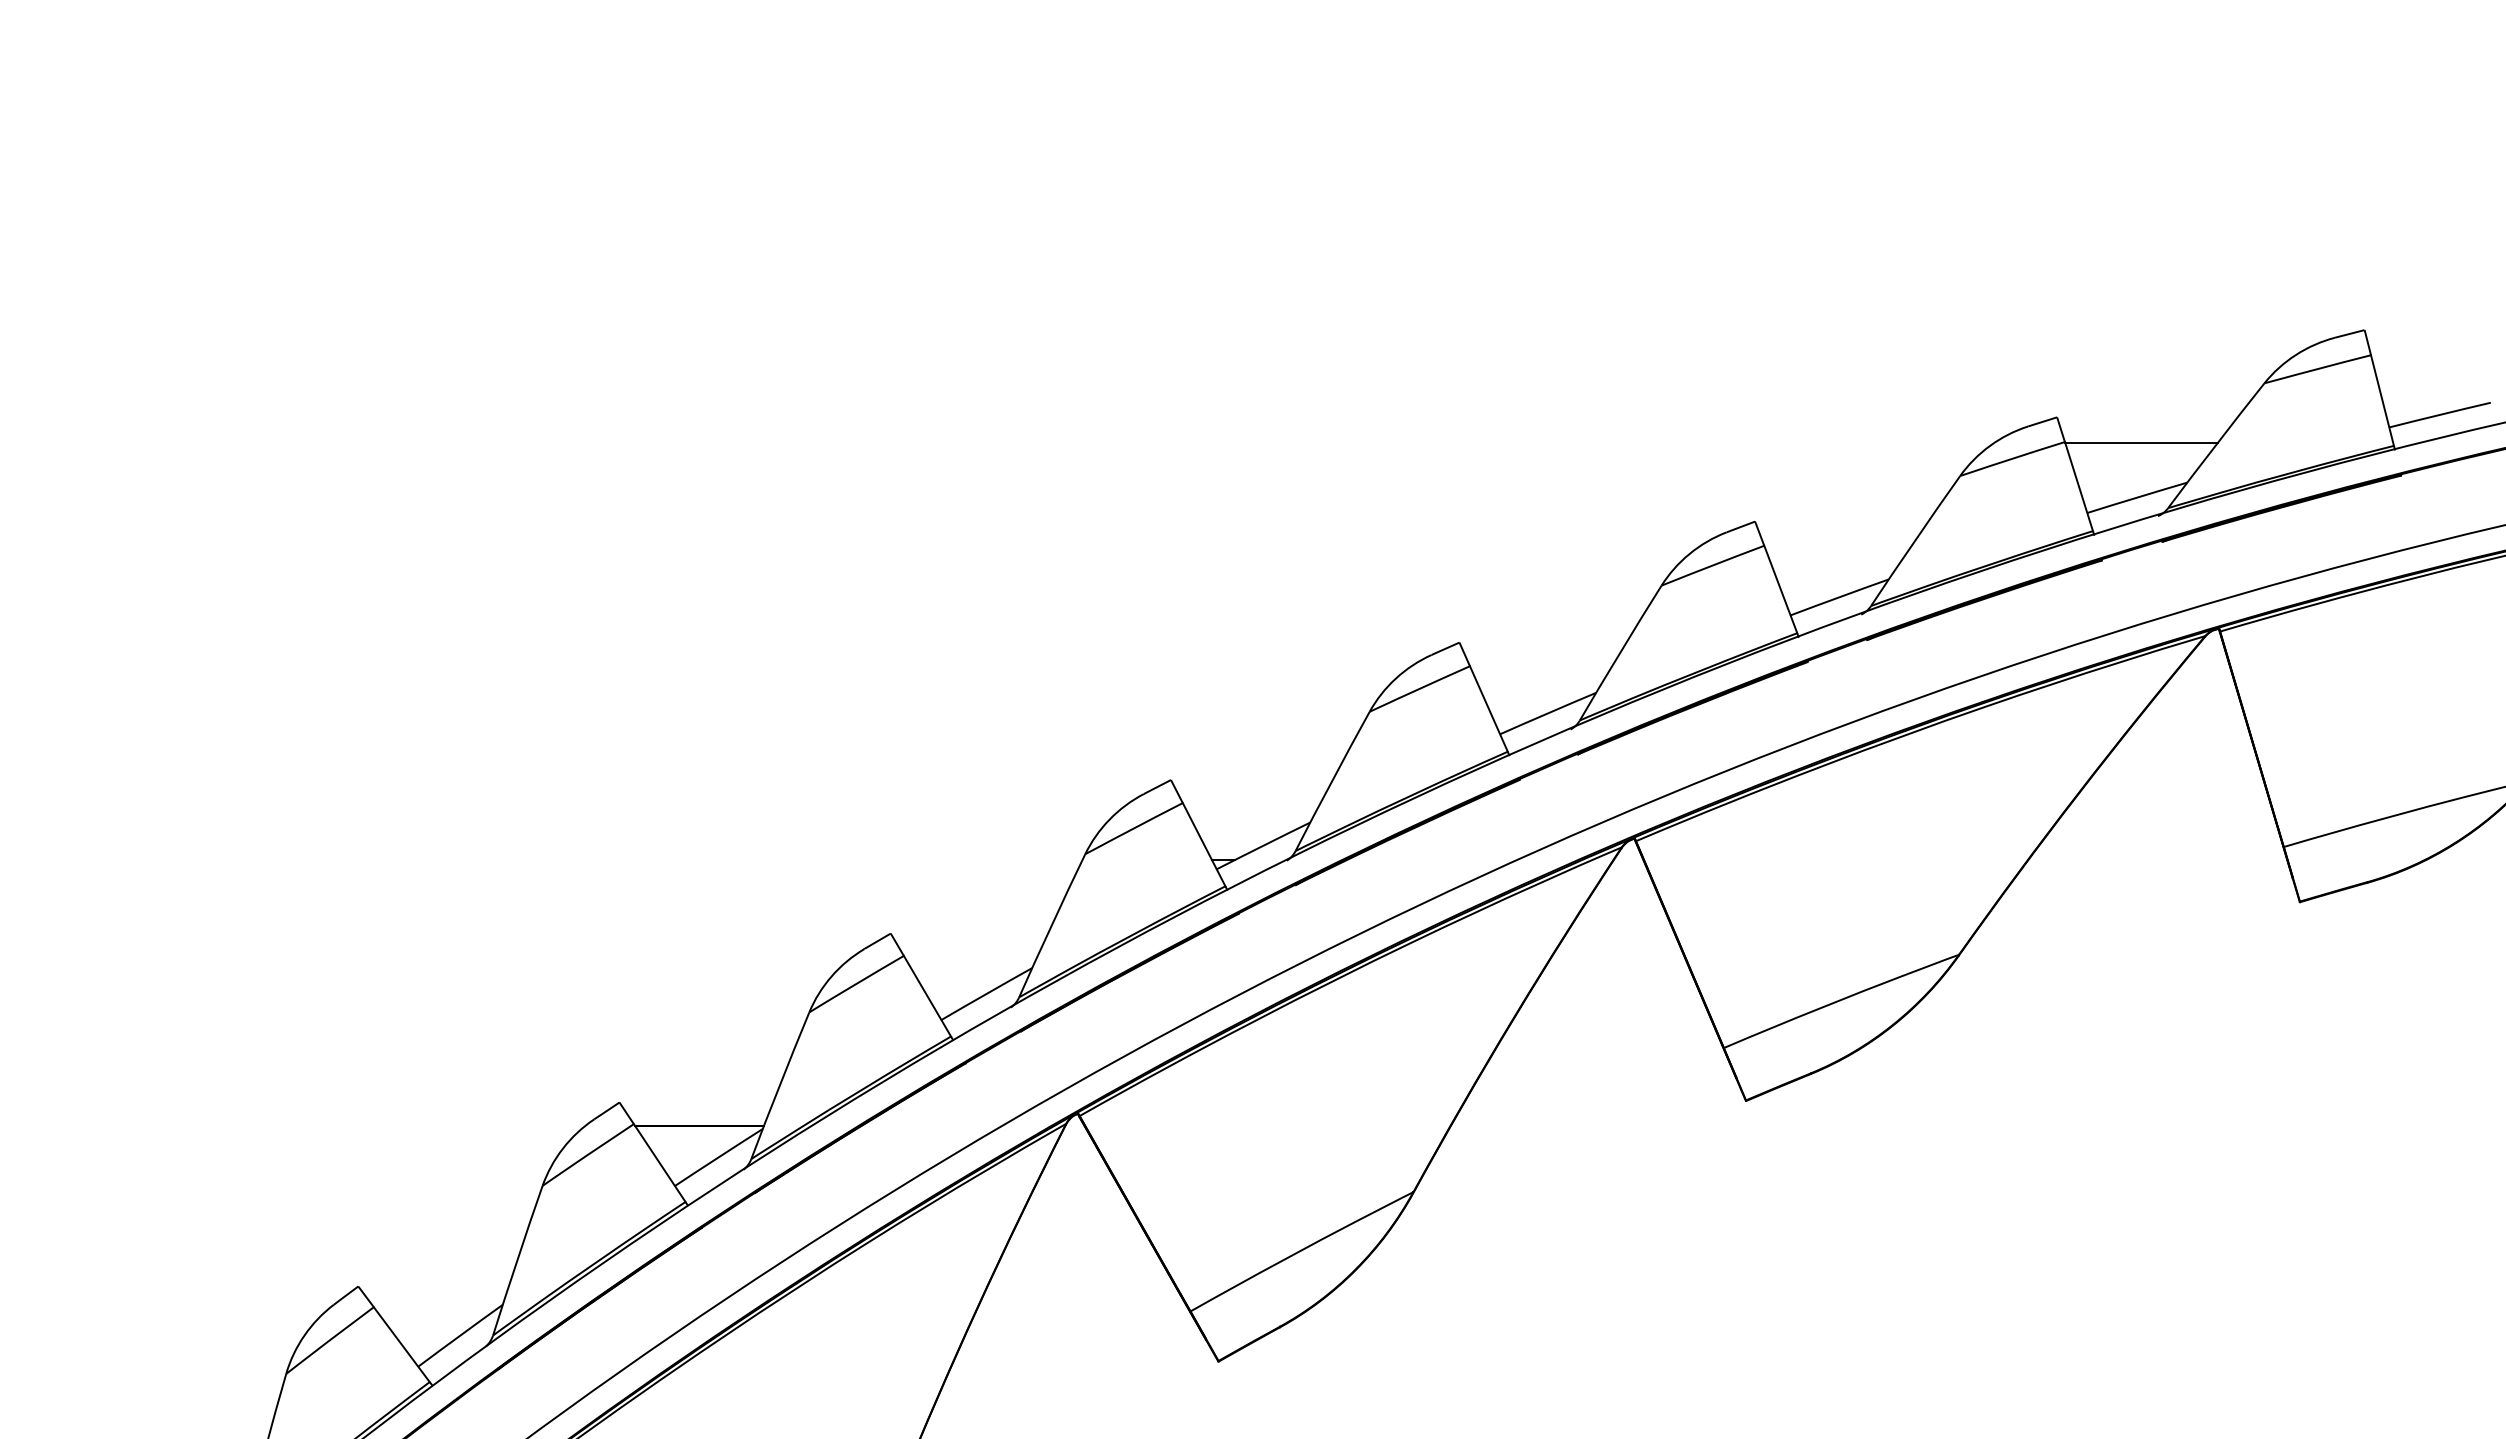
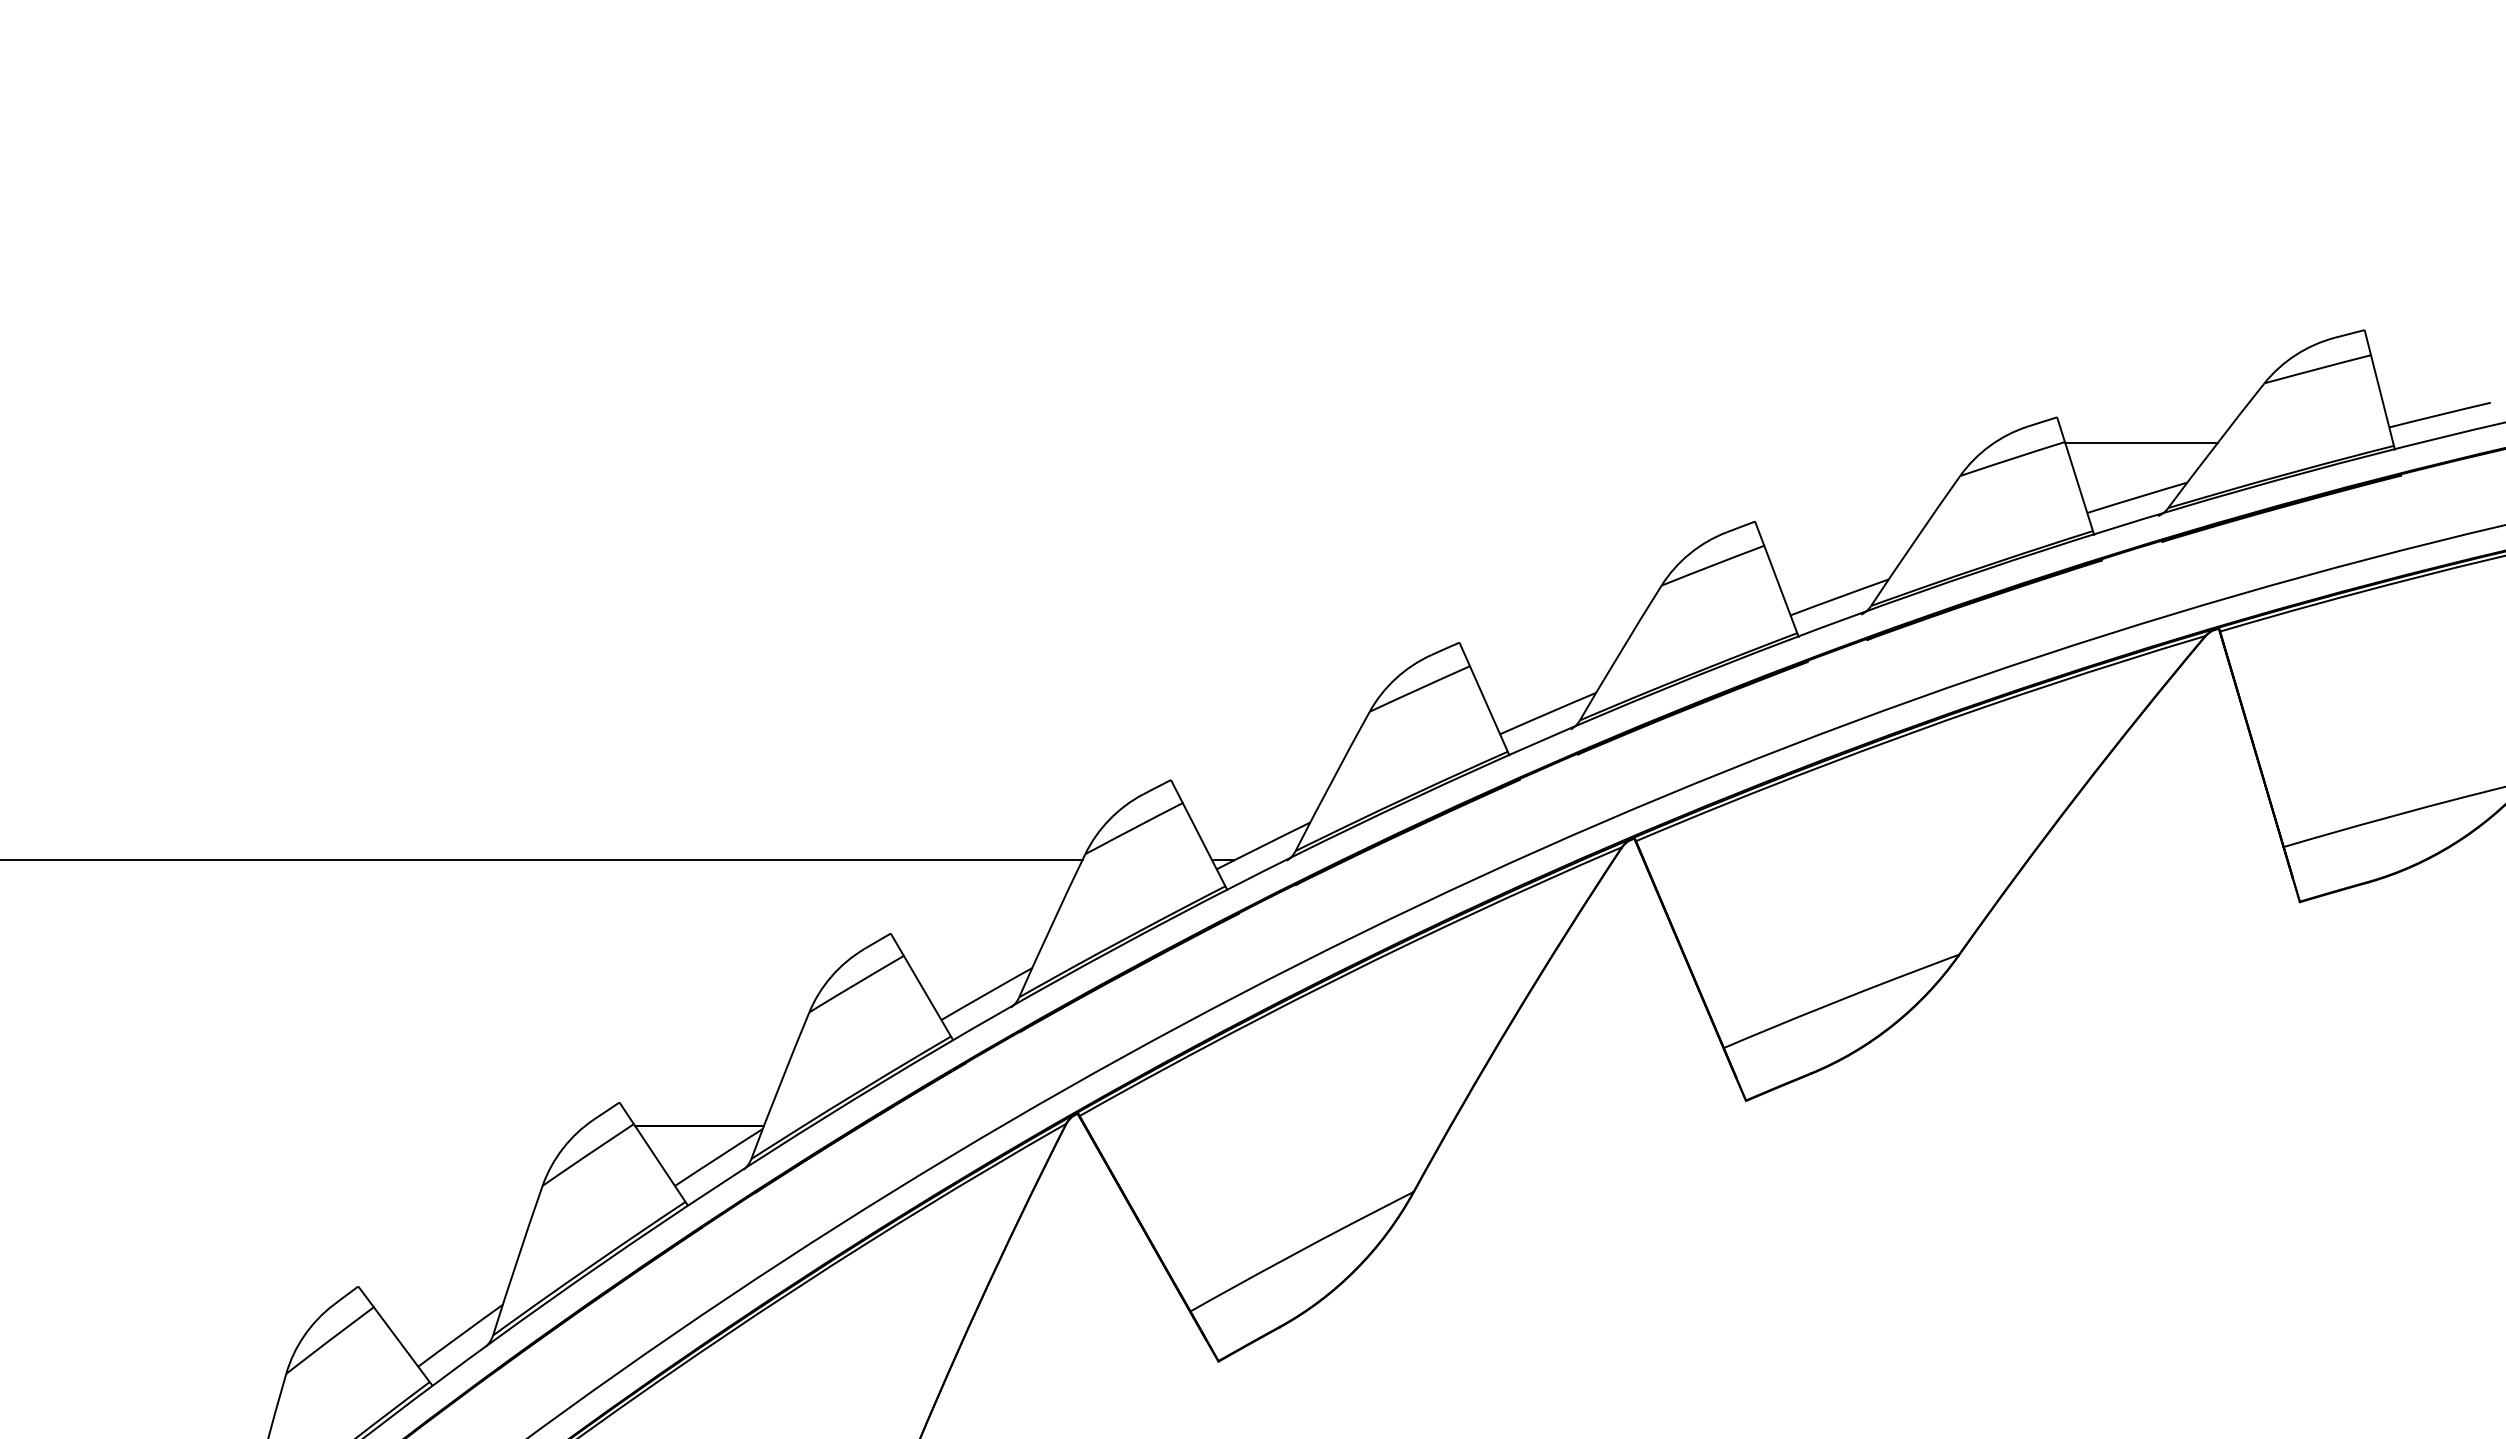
line: none -> present (542, 859)
